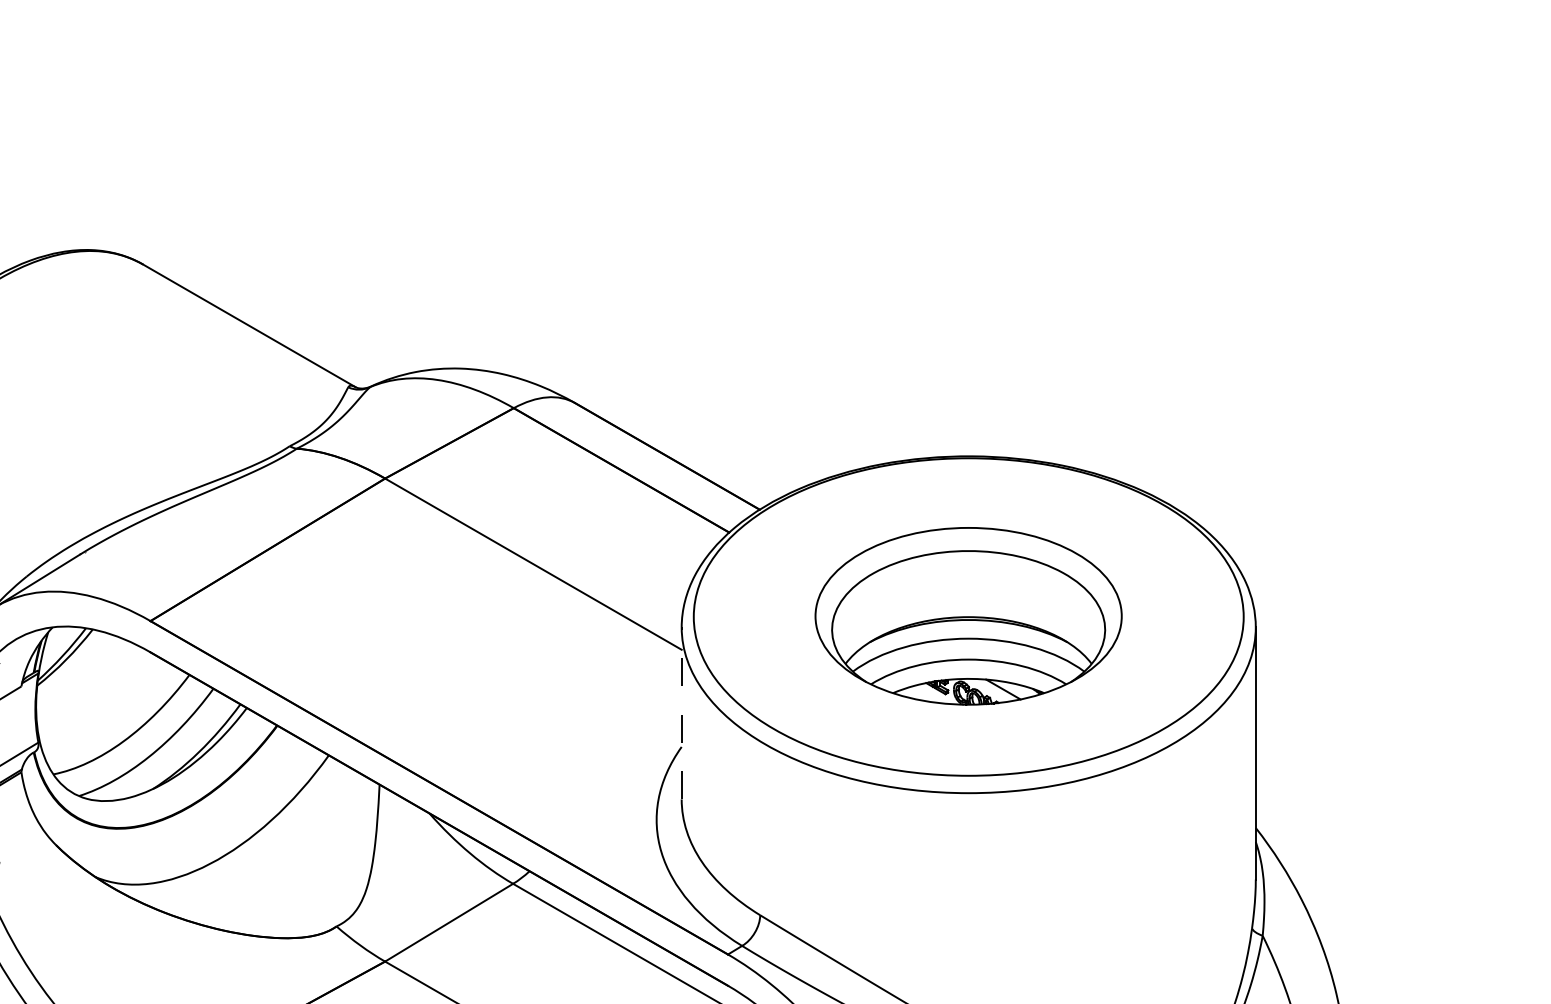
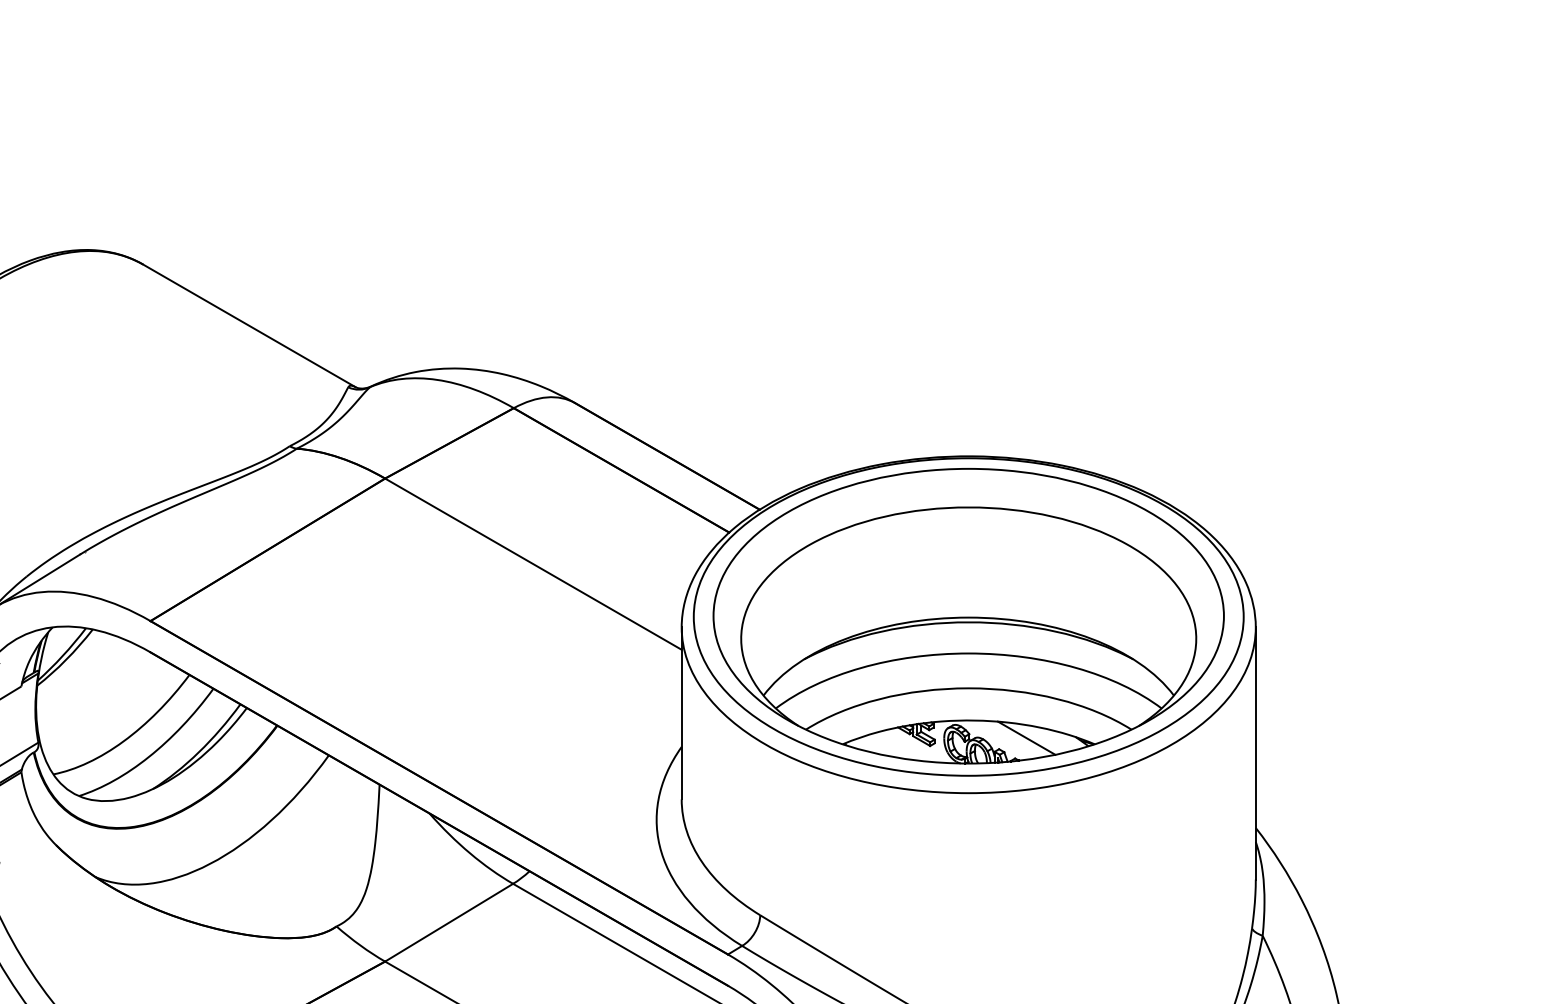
part size: 309x179 px -> 513x297 px (968, 616)
line: dashed -> solid (681, 713)
